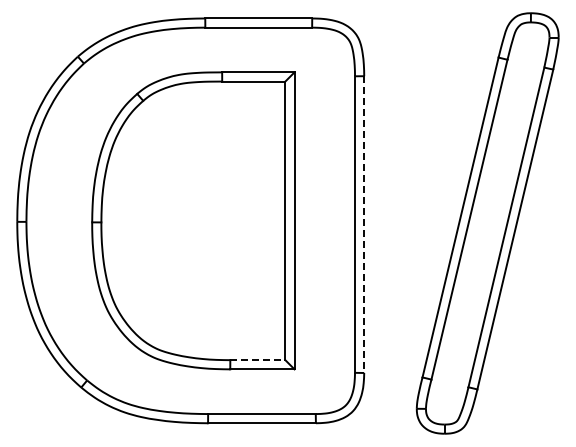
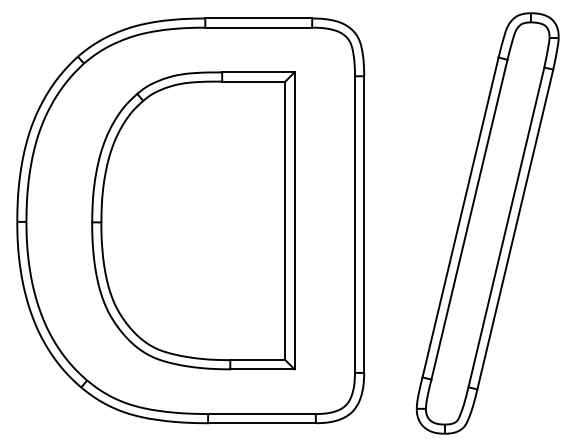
line: dashed -> solid (364, 225)
line: dashed -> solid (257, 360)
